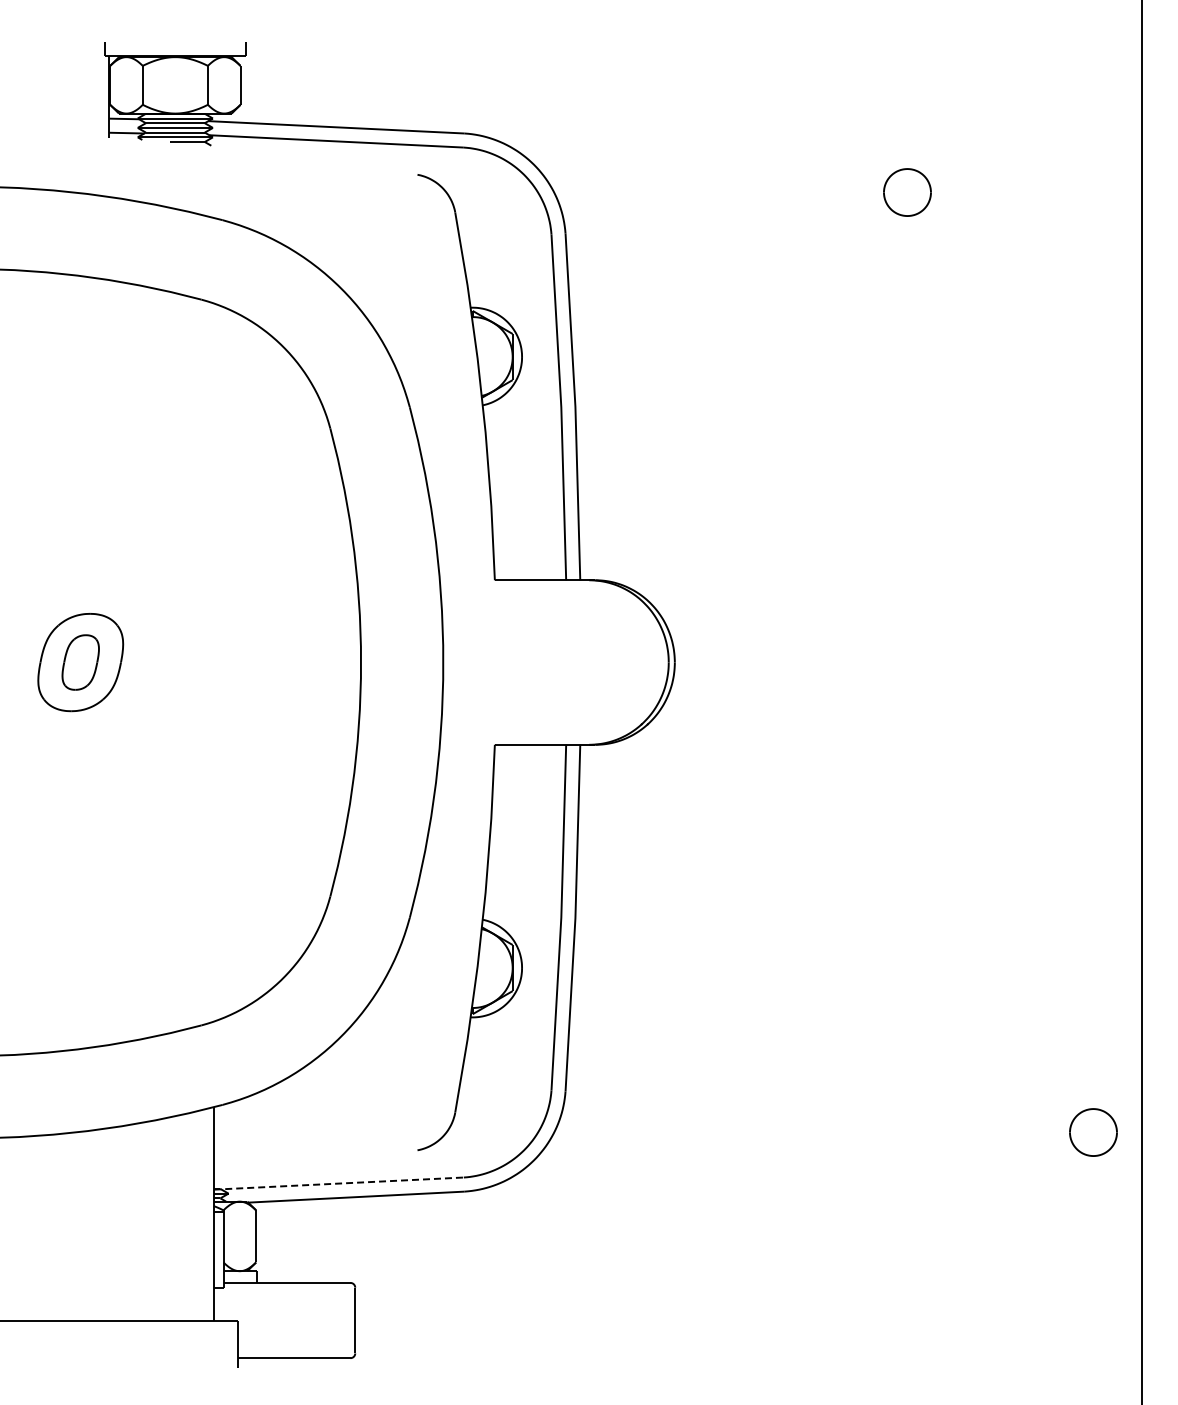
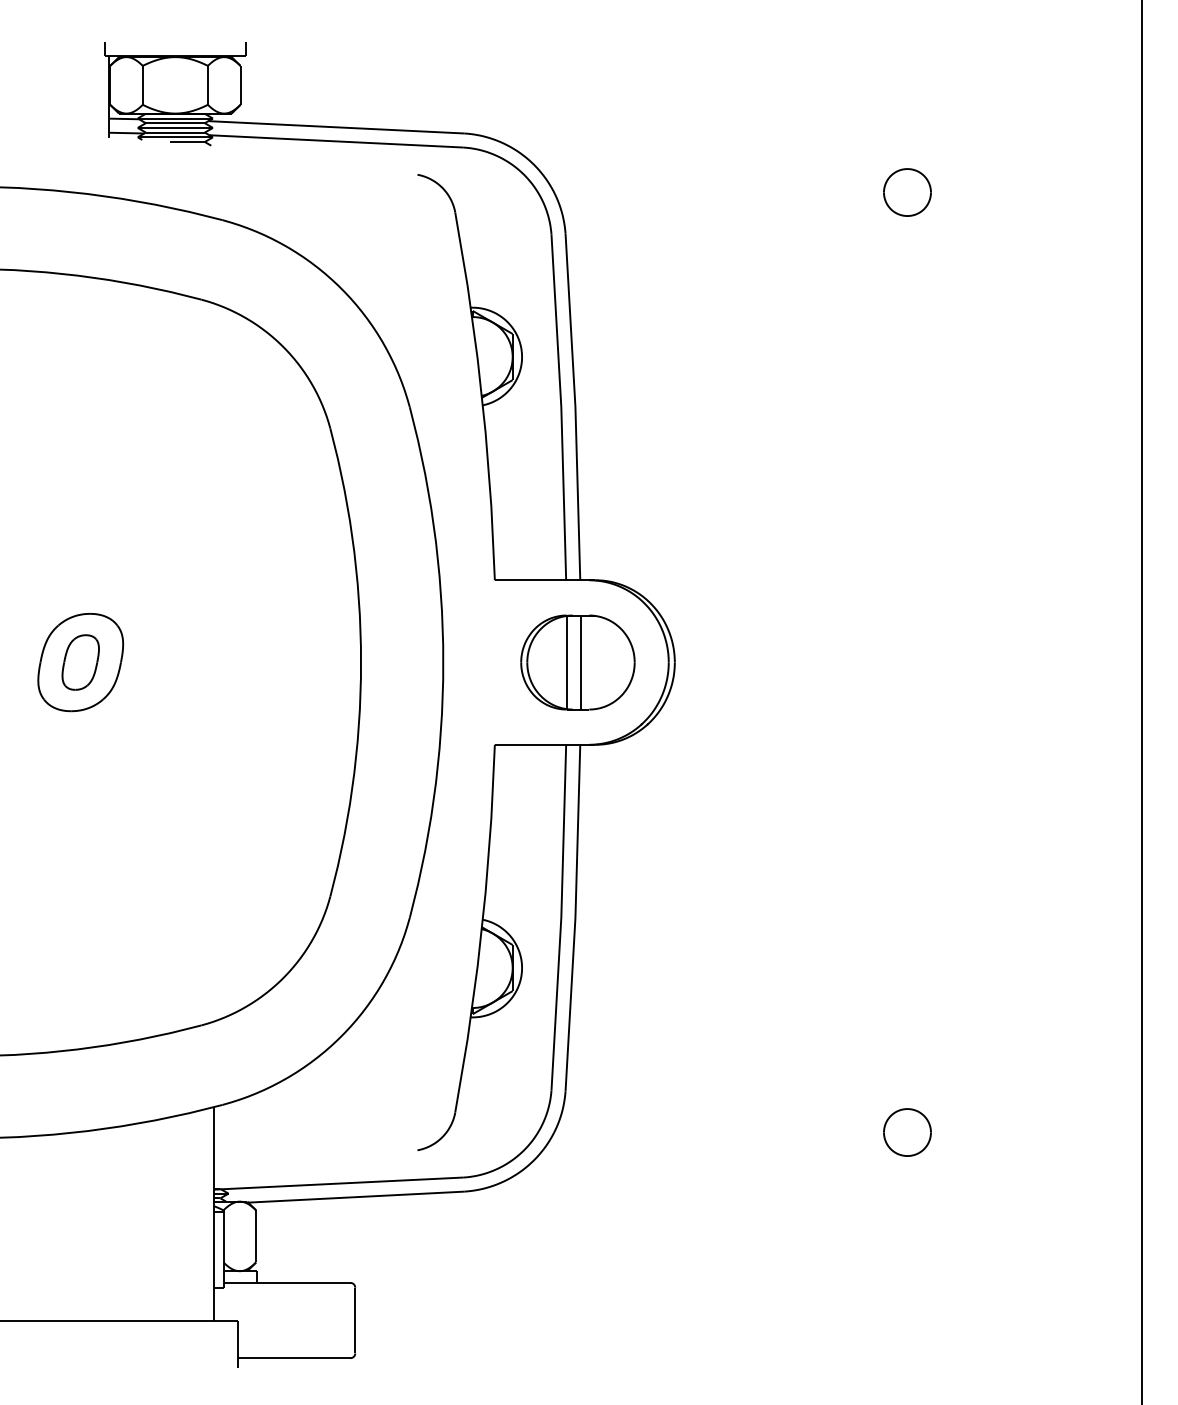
part: none -> present (577, 662)
part position: (1093, 1132) -> (907, 1132) (907, 1132)
line: dashed -> solid (339, 1183)
